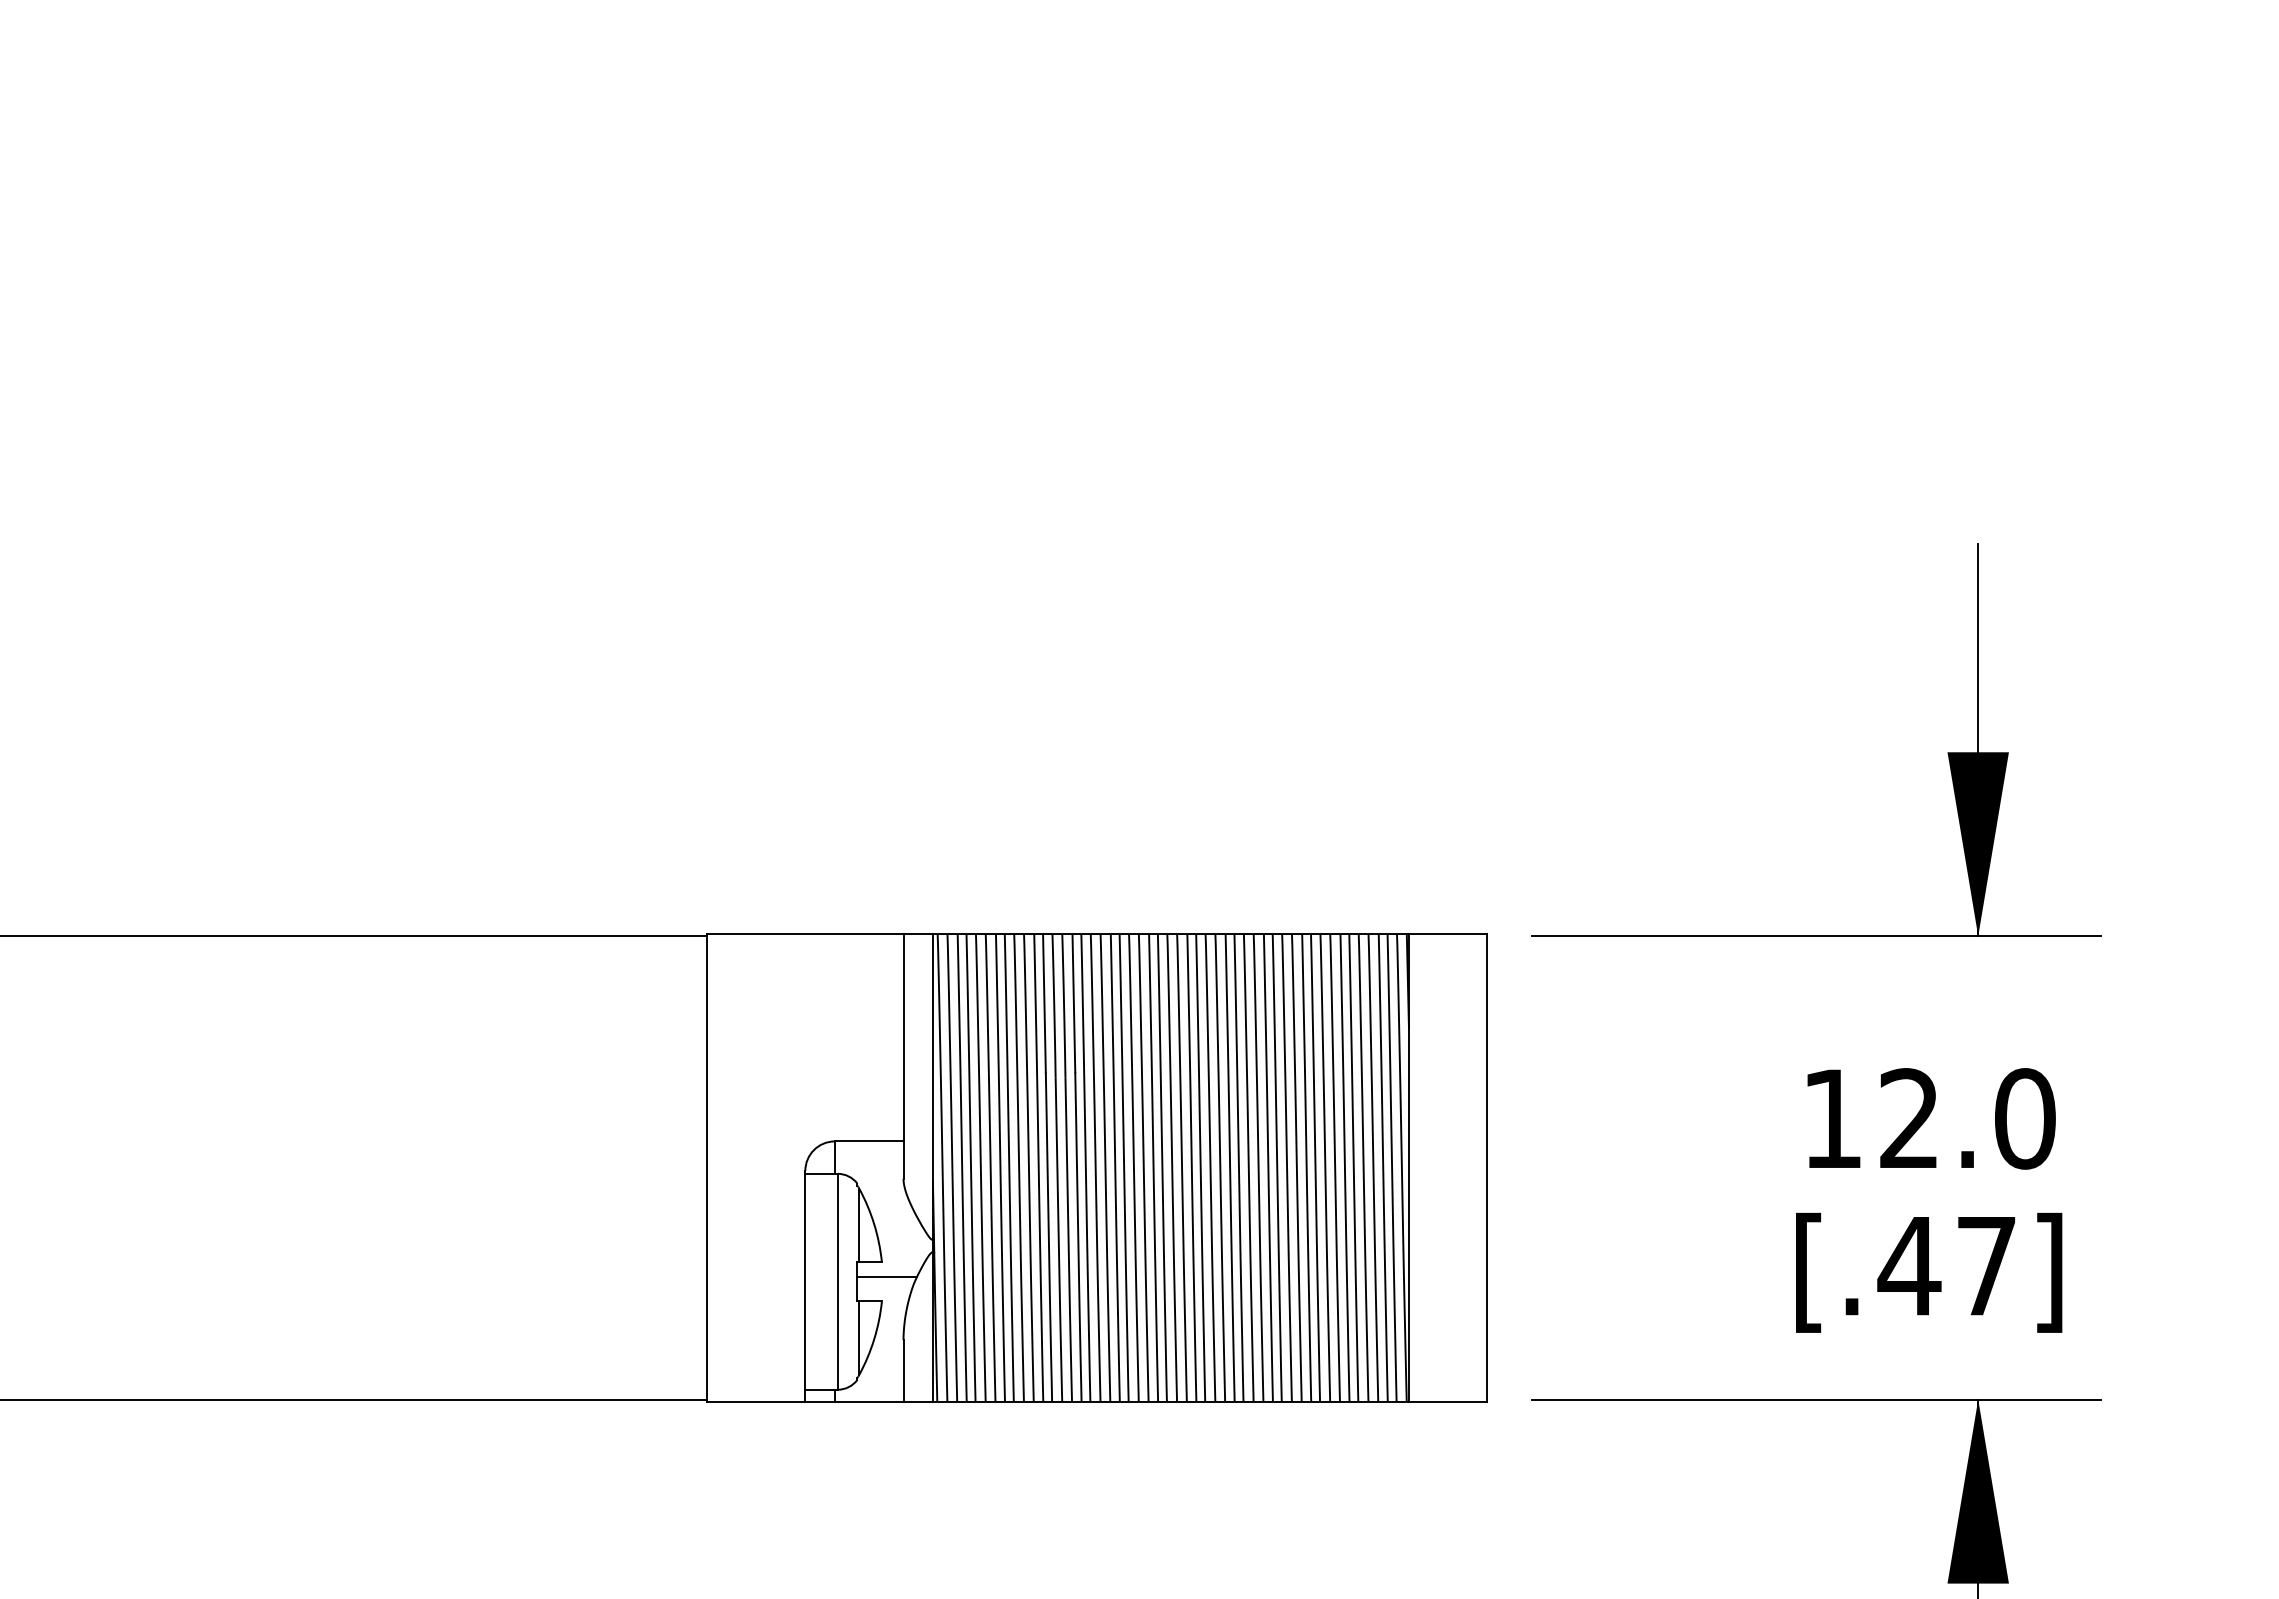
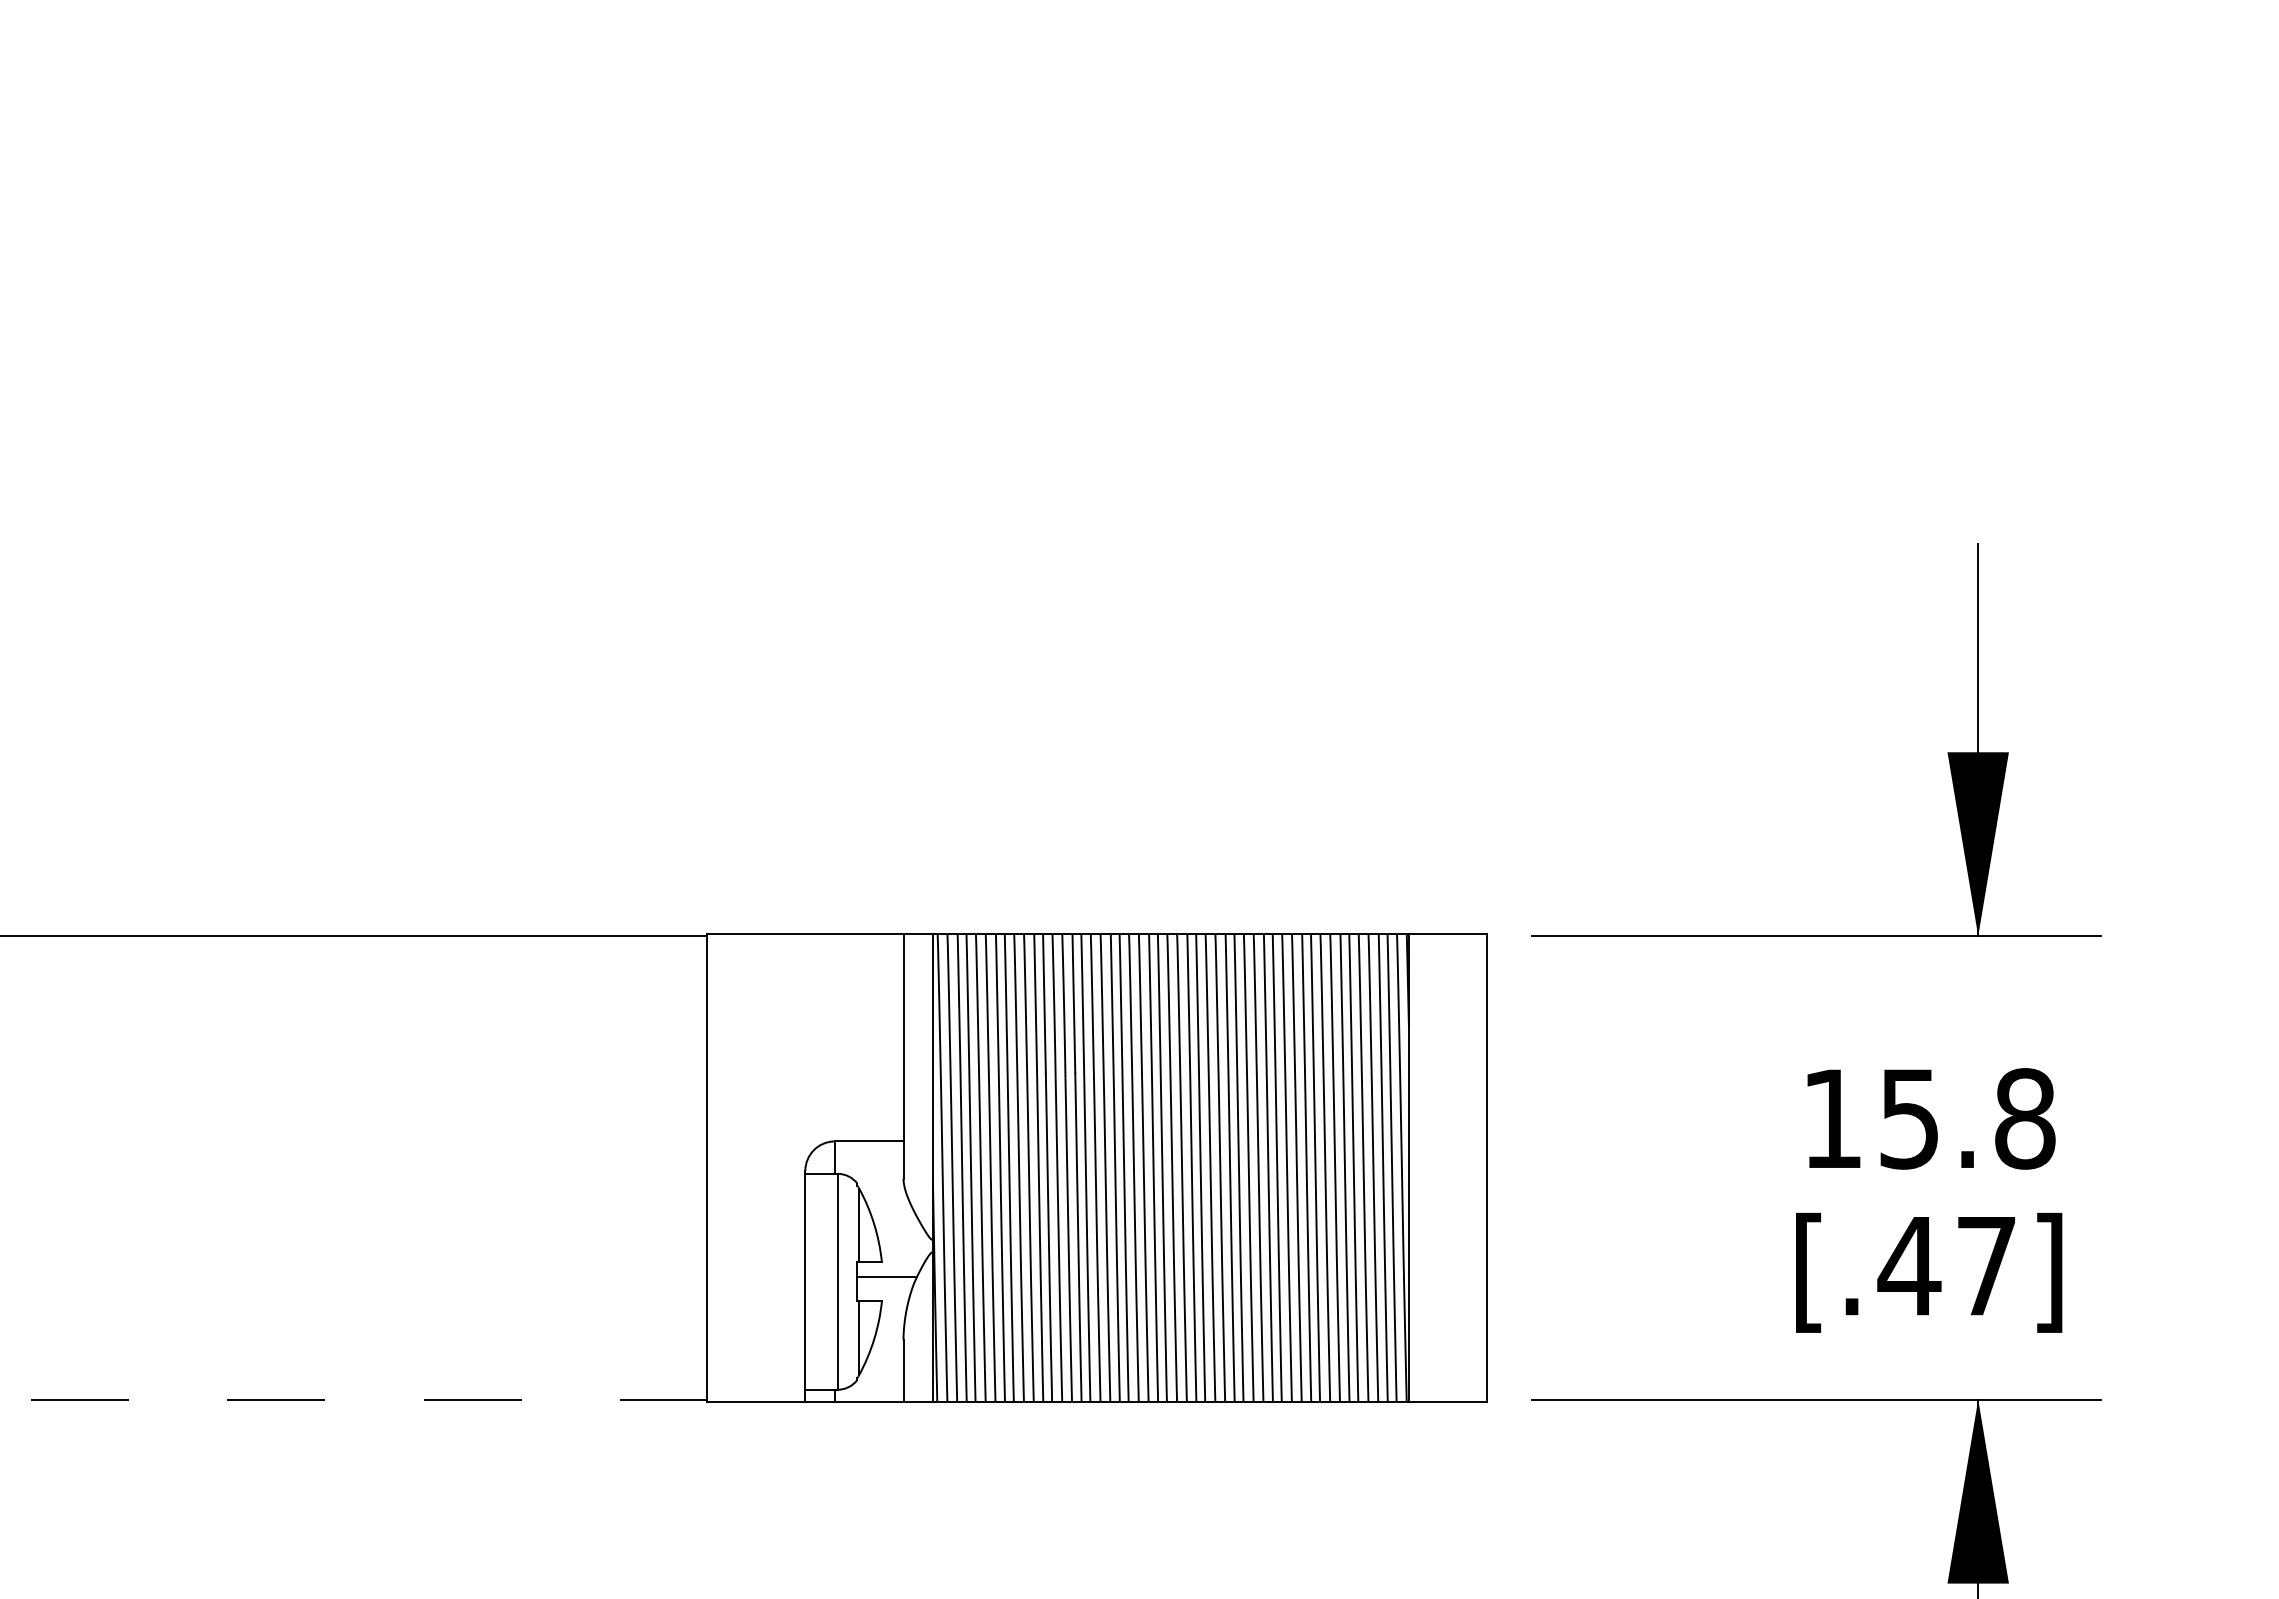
text: 12.0 -> 15.8 (1967, 1118)
line: solid -> dashed (354, 1399)
